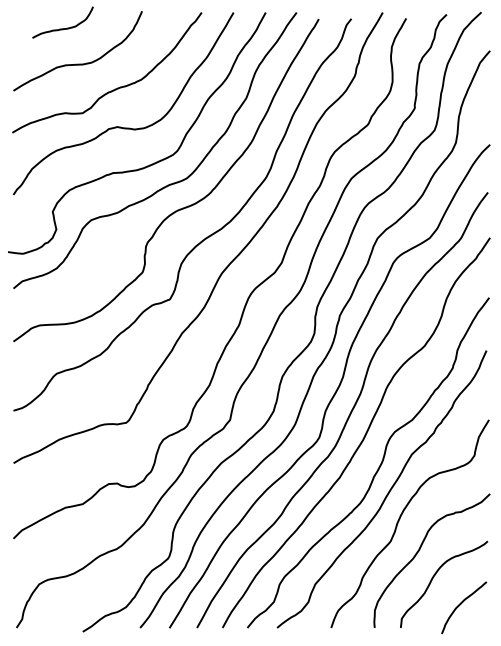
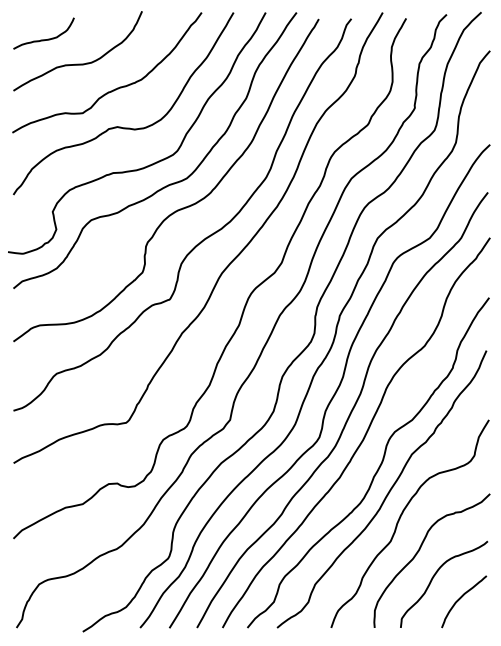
curve position: (62, 28) -> (43, 39) (43, 39)
curve position: (461, 604) -> (461, 598) (461, 598)
